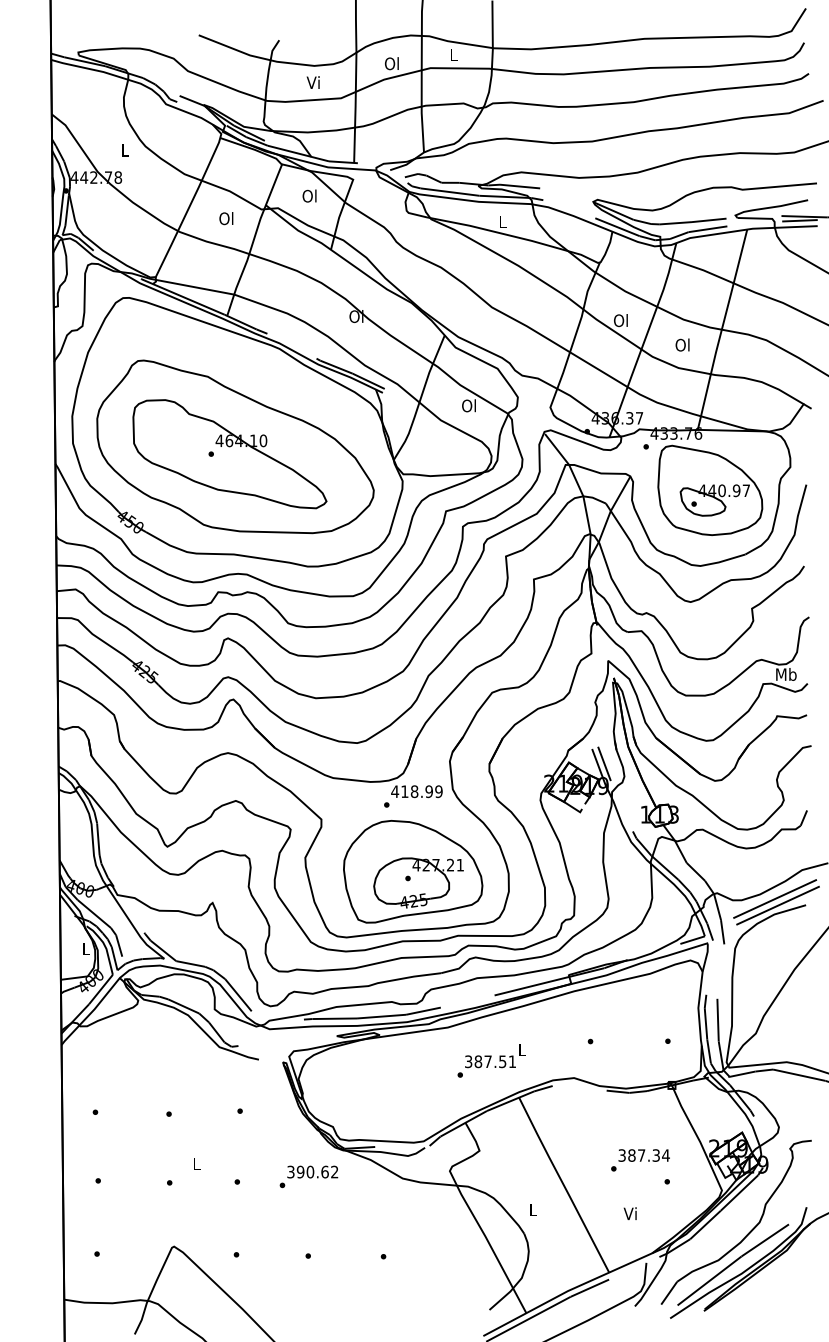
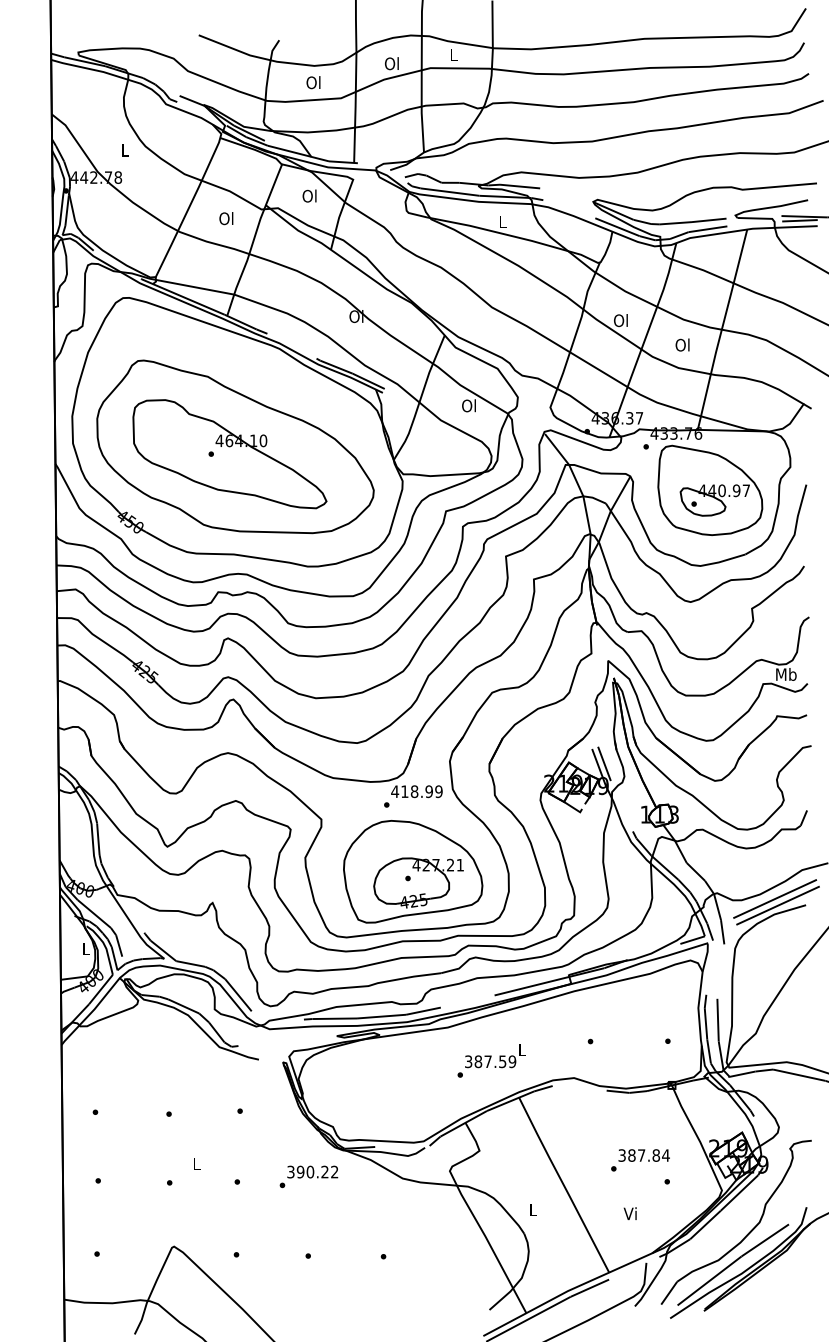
text: Vi -> Ol (313, 82)
text: 387.51 -> 387.59 (512, 1061)
text: 387.34 -> 387.84 (656, 1155)
text: 390.62 -> 390.22 (324, 1171)
